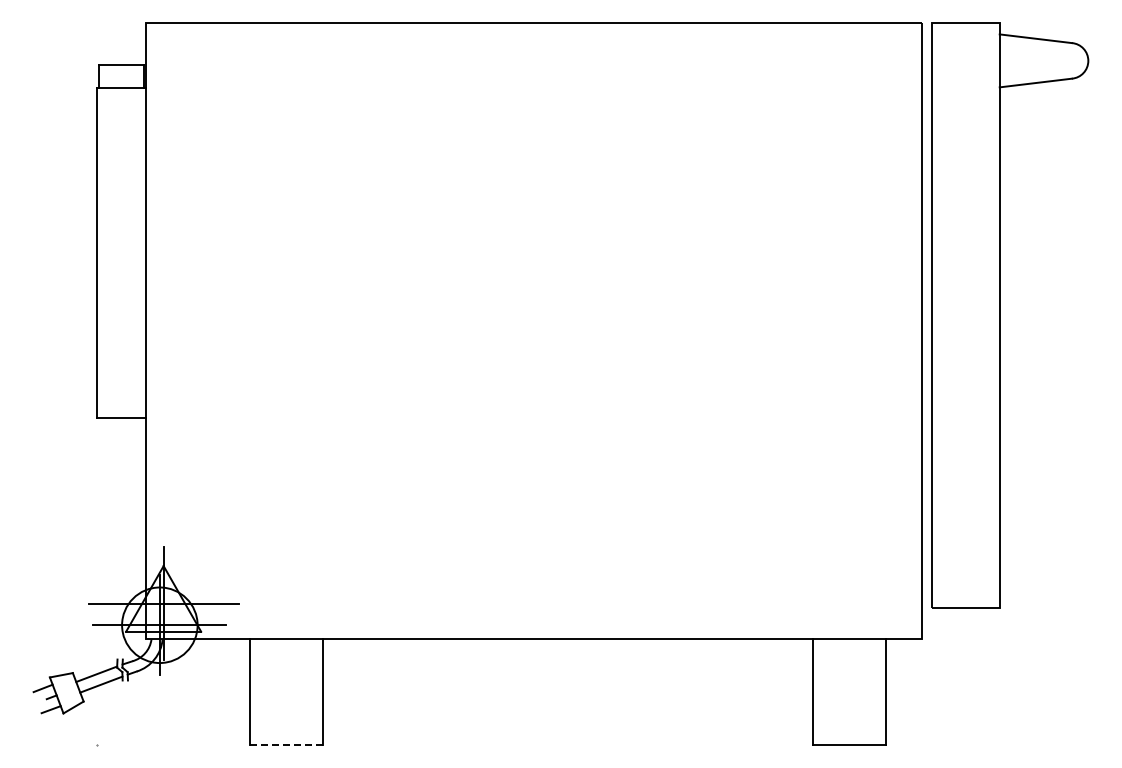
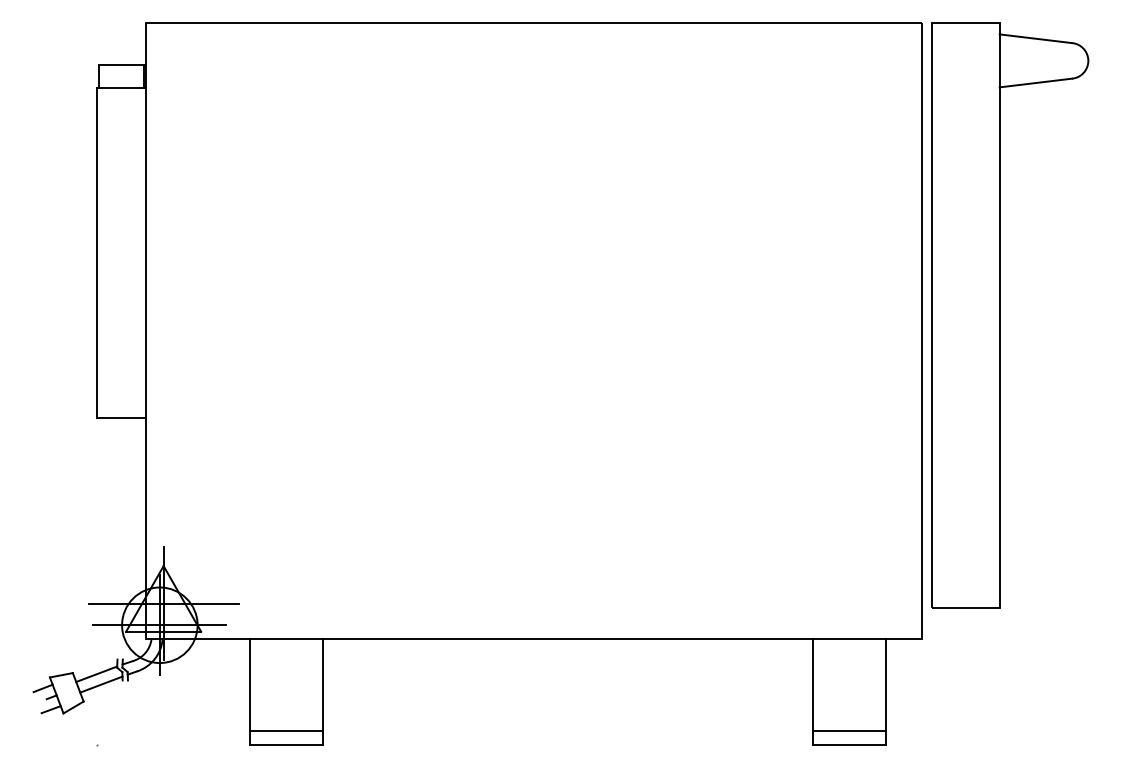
line: none -> present (286, 730)
line: none -> present (848, 730)
line: dashed -> solid (286, 744)
